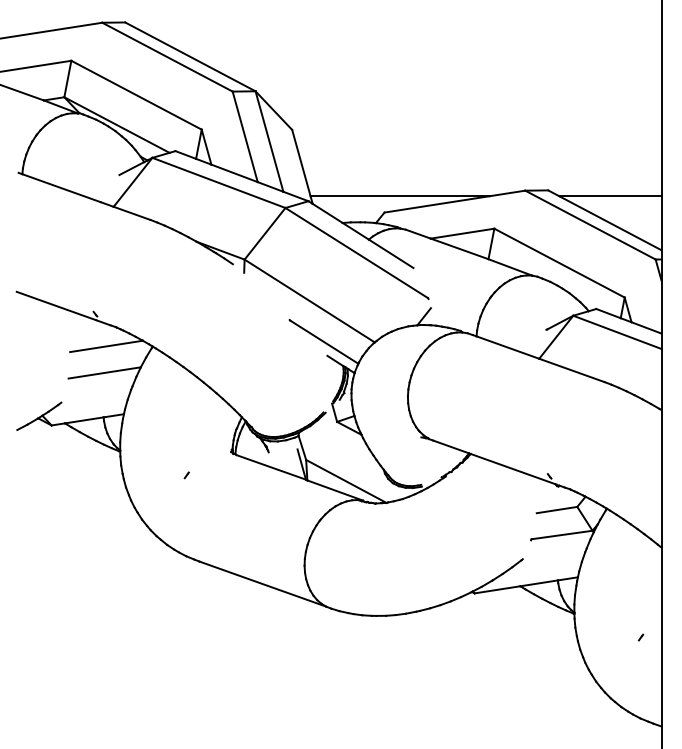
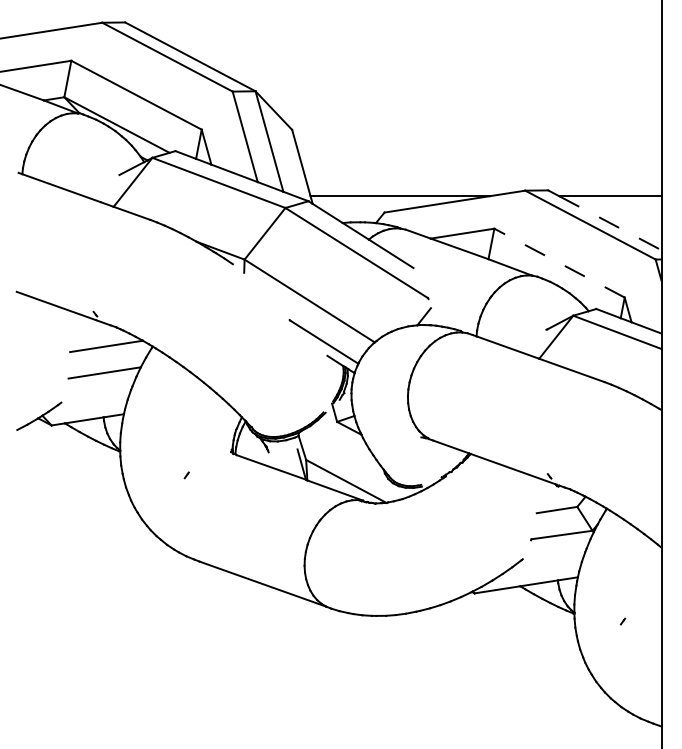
line: solid -> dashed (610, 223)
line: solid -> dashed (559, 263)
part position: (640, 637) -> (622, 621) (622, 621)
